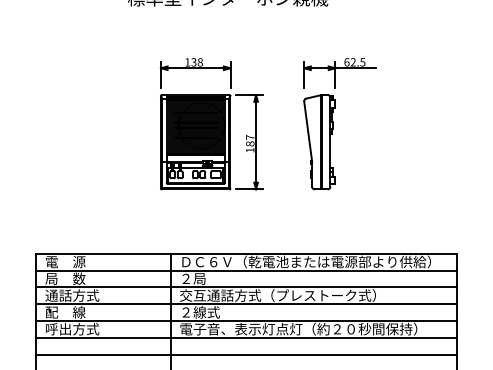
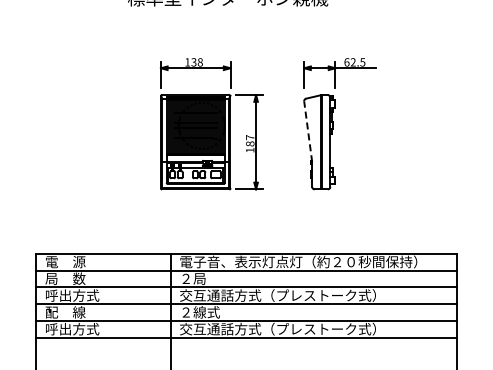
line: solid -> dashed (308, 131)
text: ＤＣ６Ｖ（乾電池または電源部より供給） -> 電子音、表示灯点灯（約２０秒間保持） (305, 261)
text: 通話方式 -> 呼出方式 (58, 295)
text: 電子音、表示灯点灯（約２０秒間保持） -> 交互通話方式（プレストーク式） (298, 328)
line: present -> none (246, 354)
